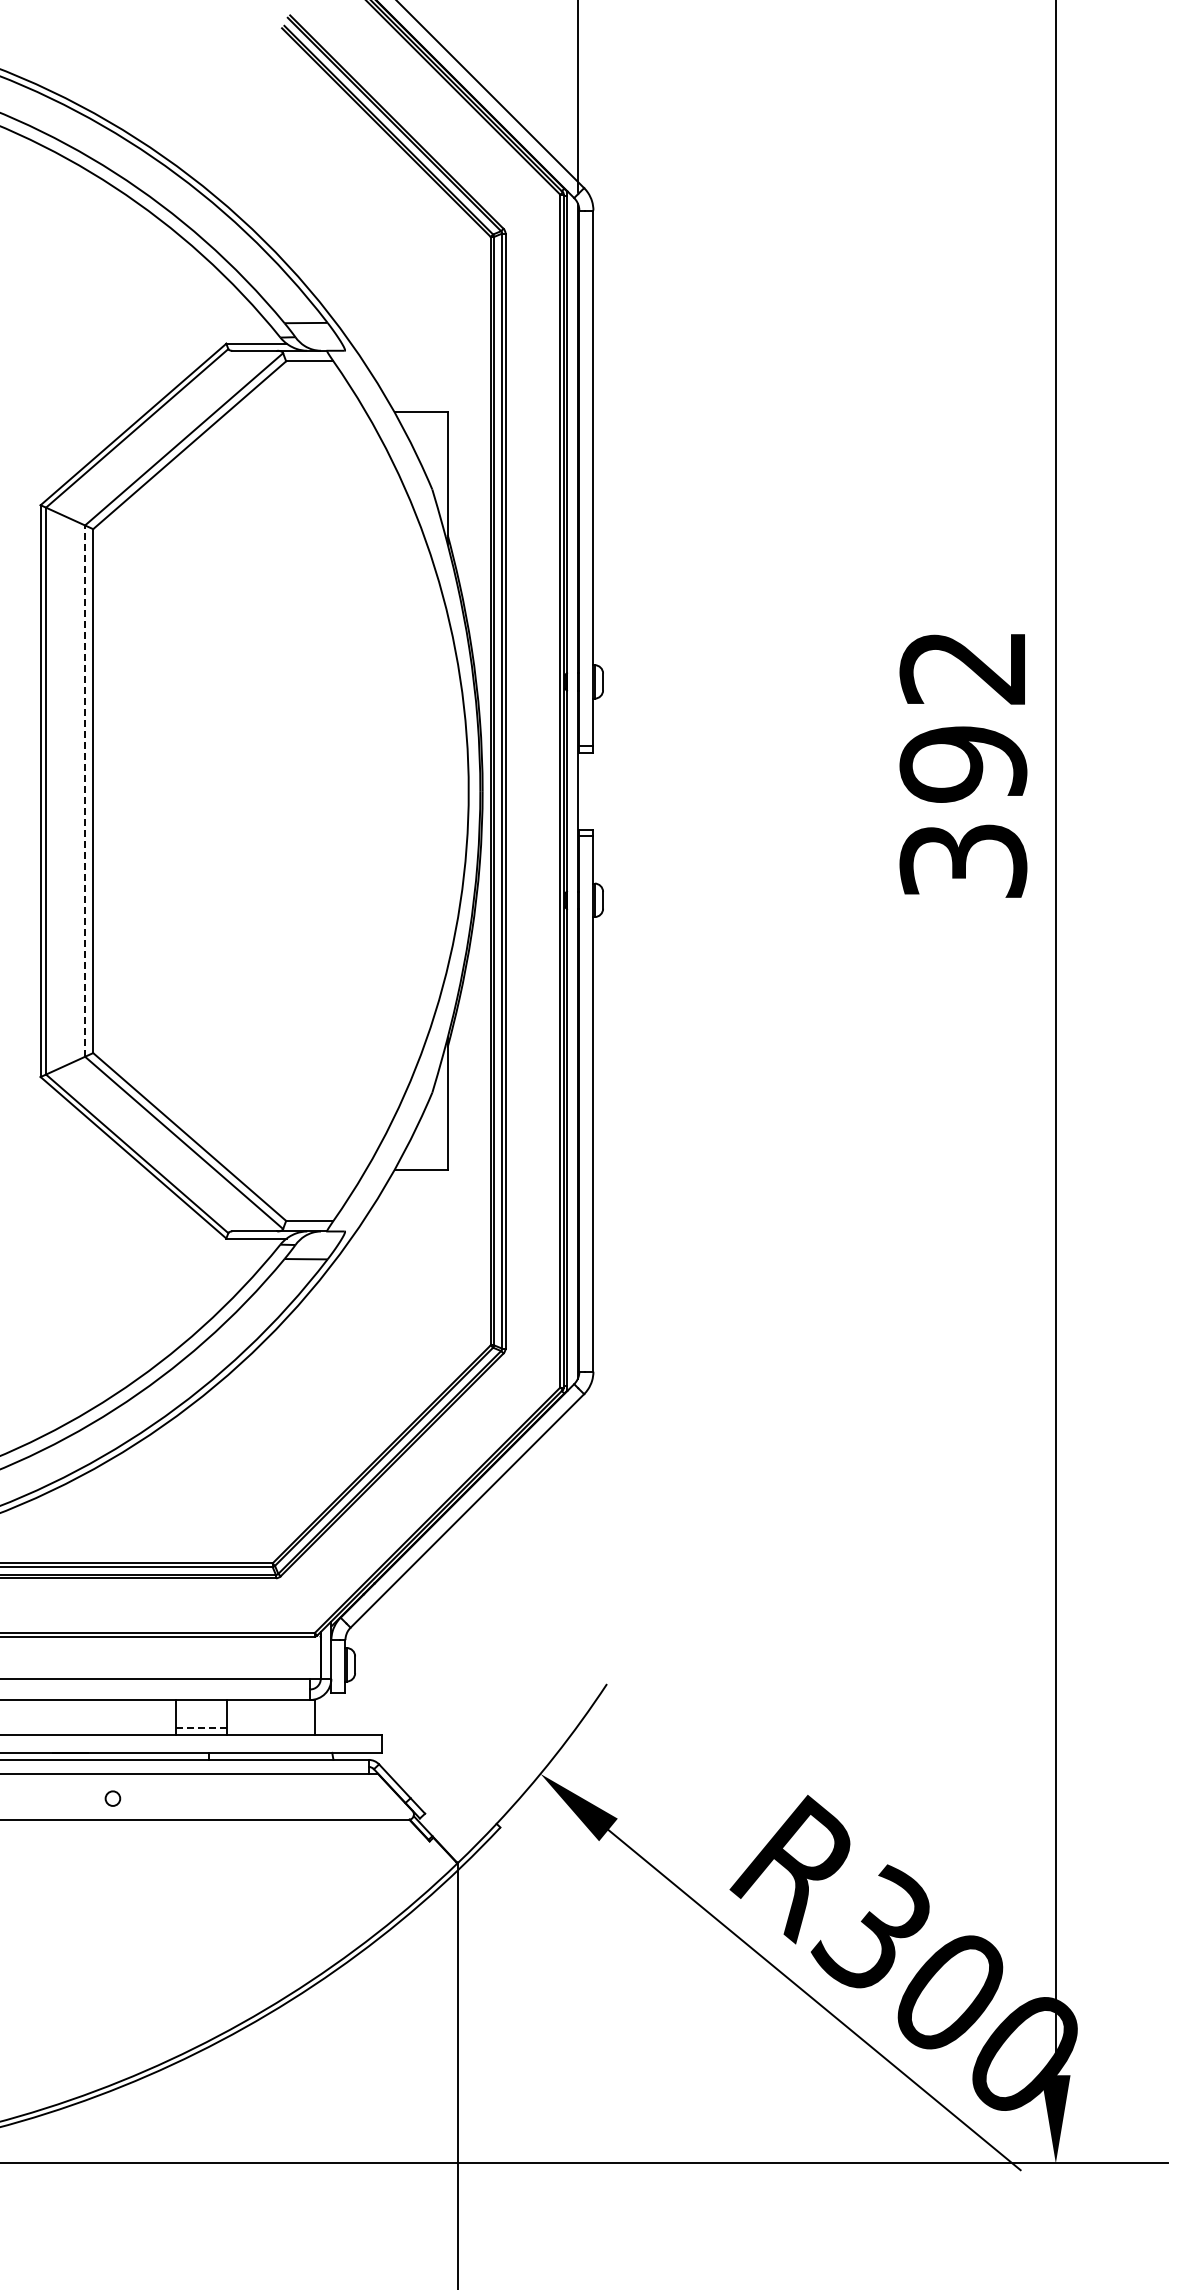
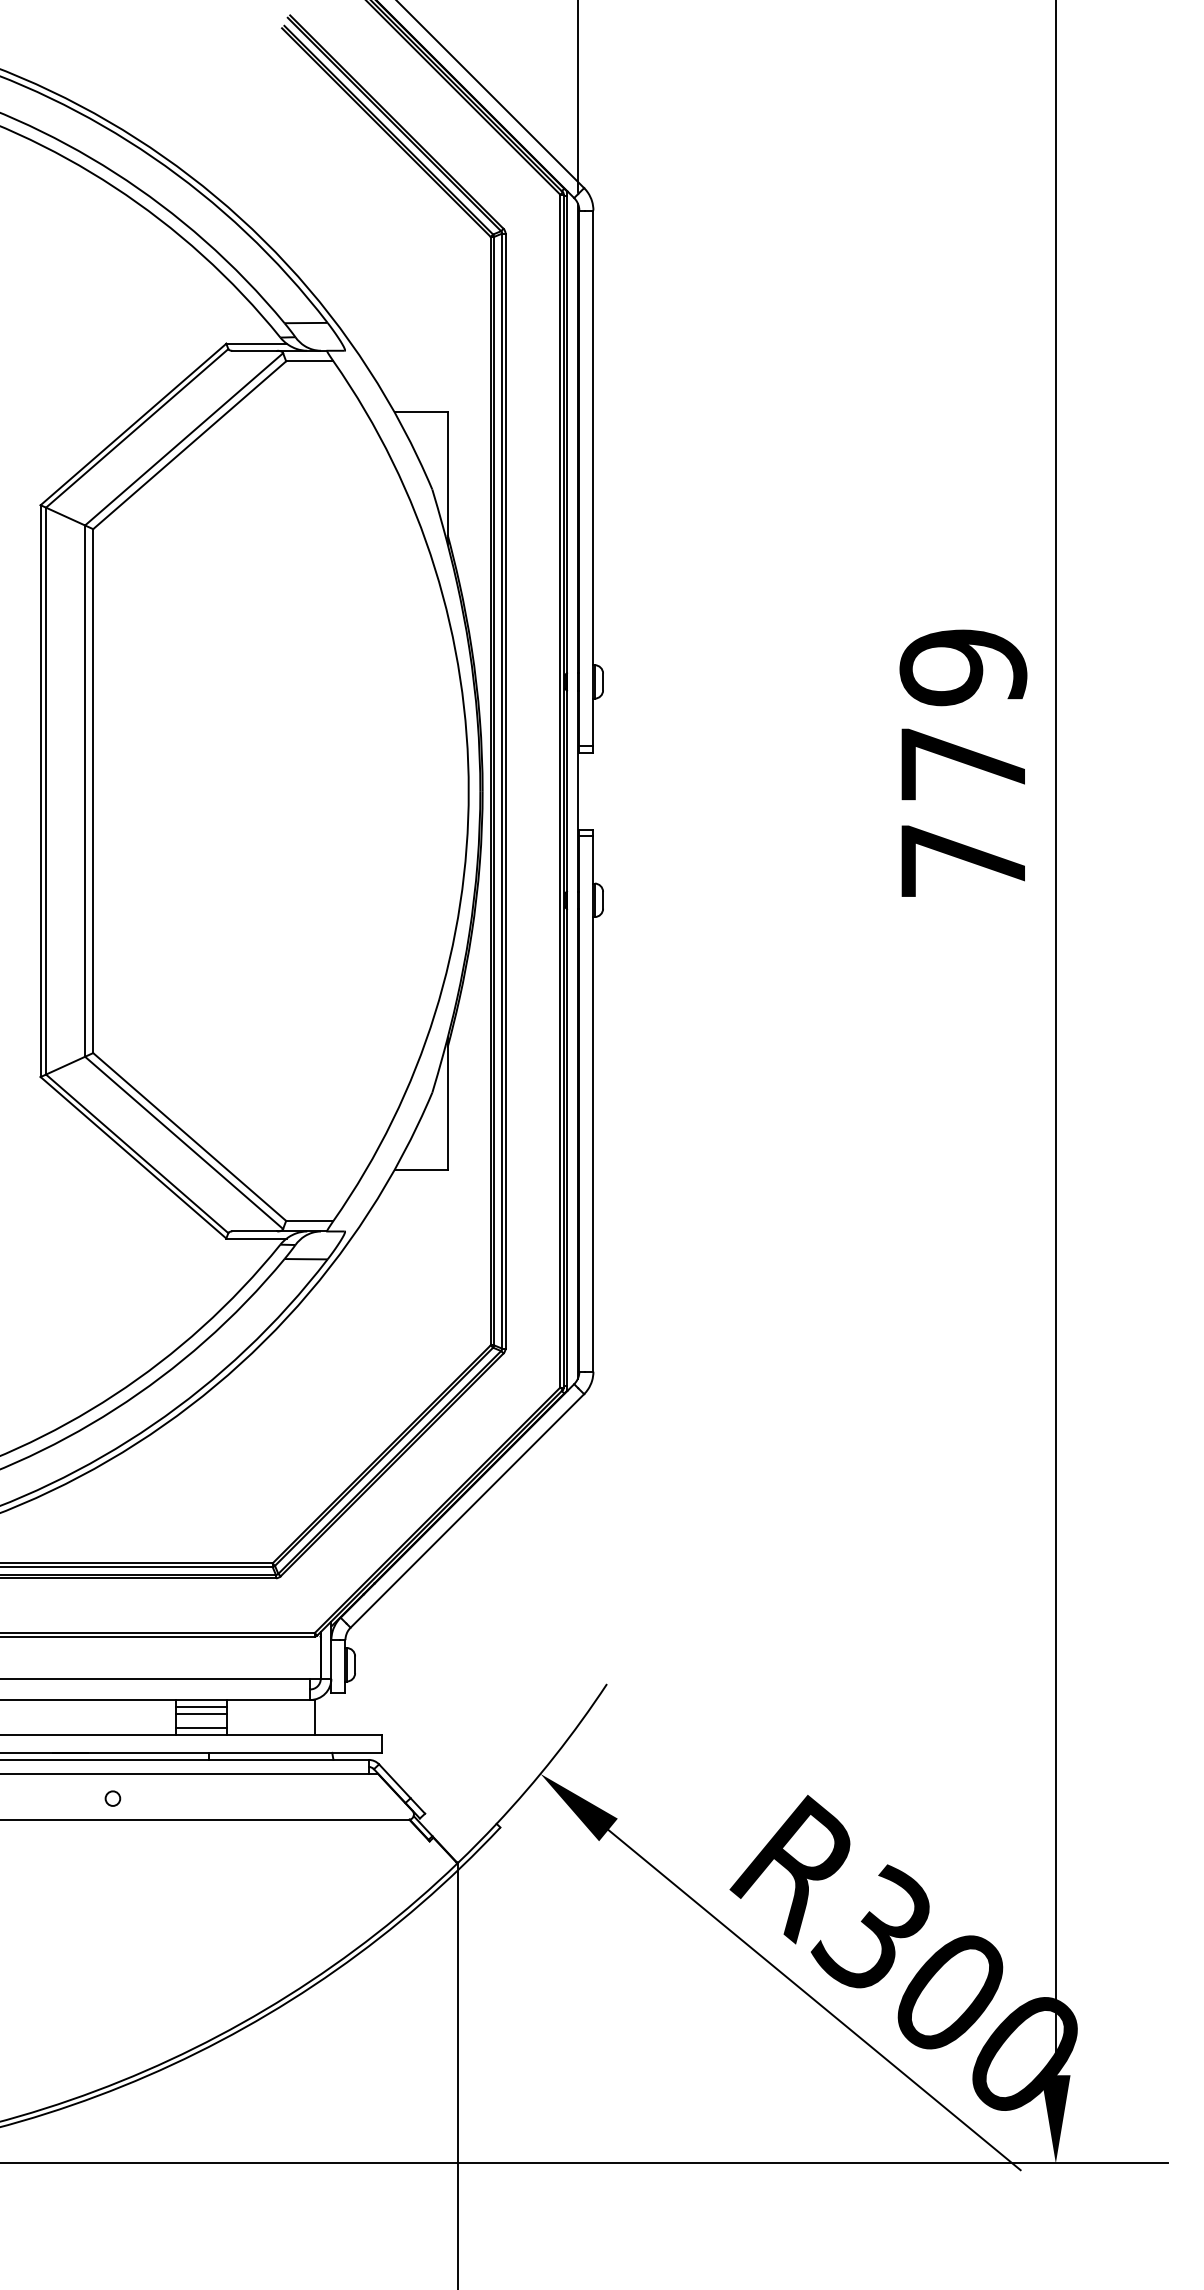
text: 392 -> 779 (963, 763)
line: dashed -> solid (85, 791)
line: none -> present (201, 1707)
line: none -> present (201, 1714)
line: dashed -> solid (200, 1728)
